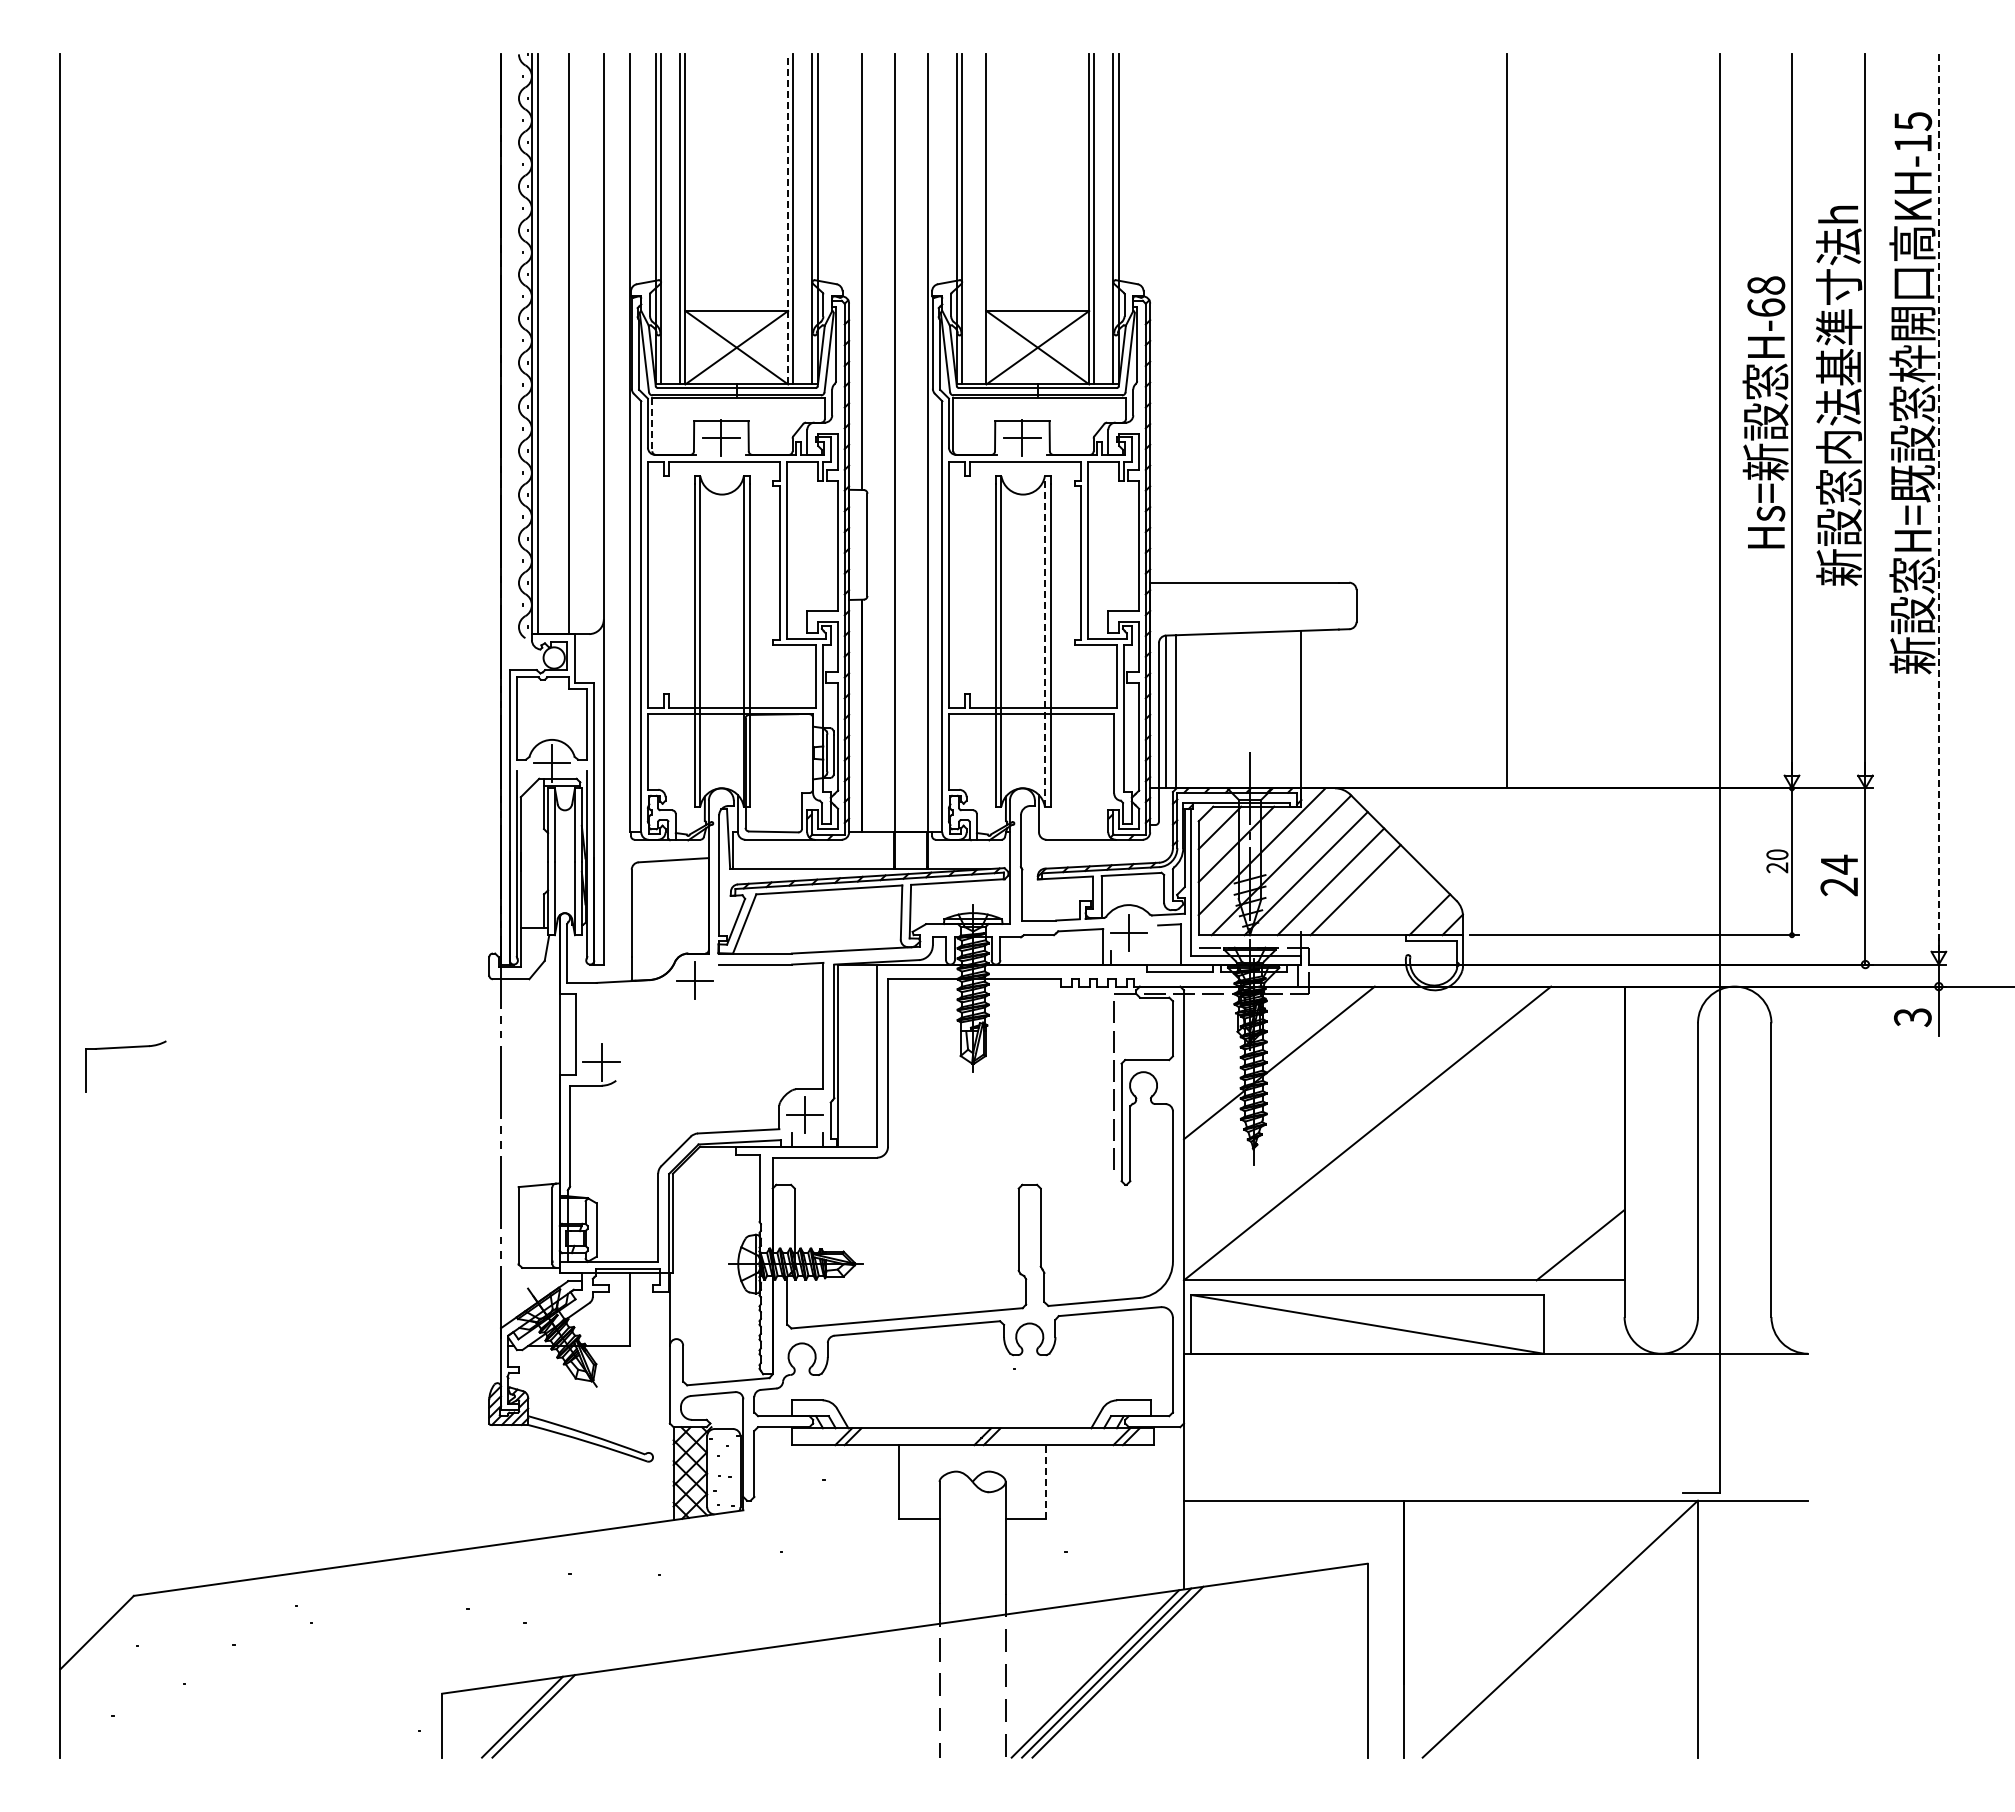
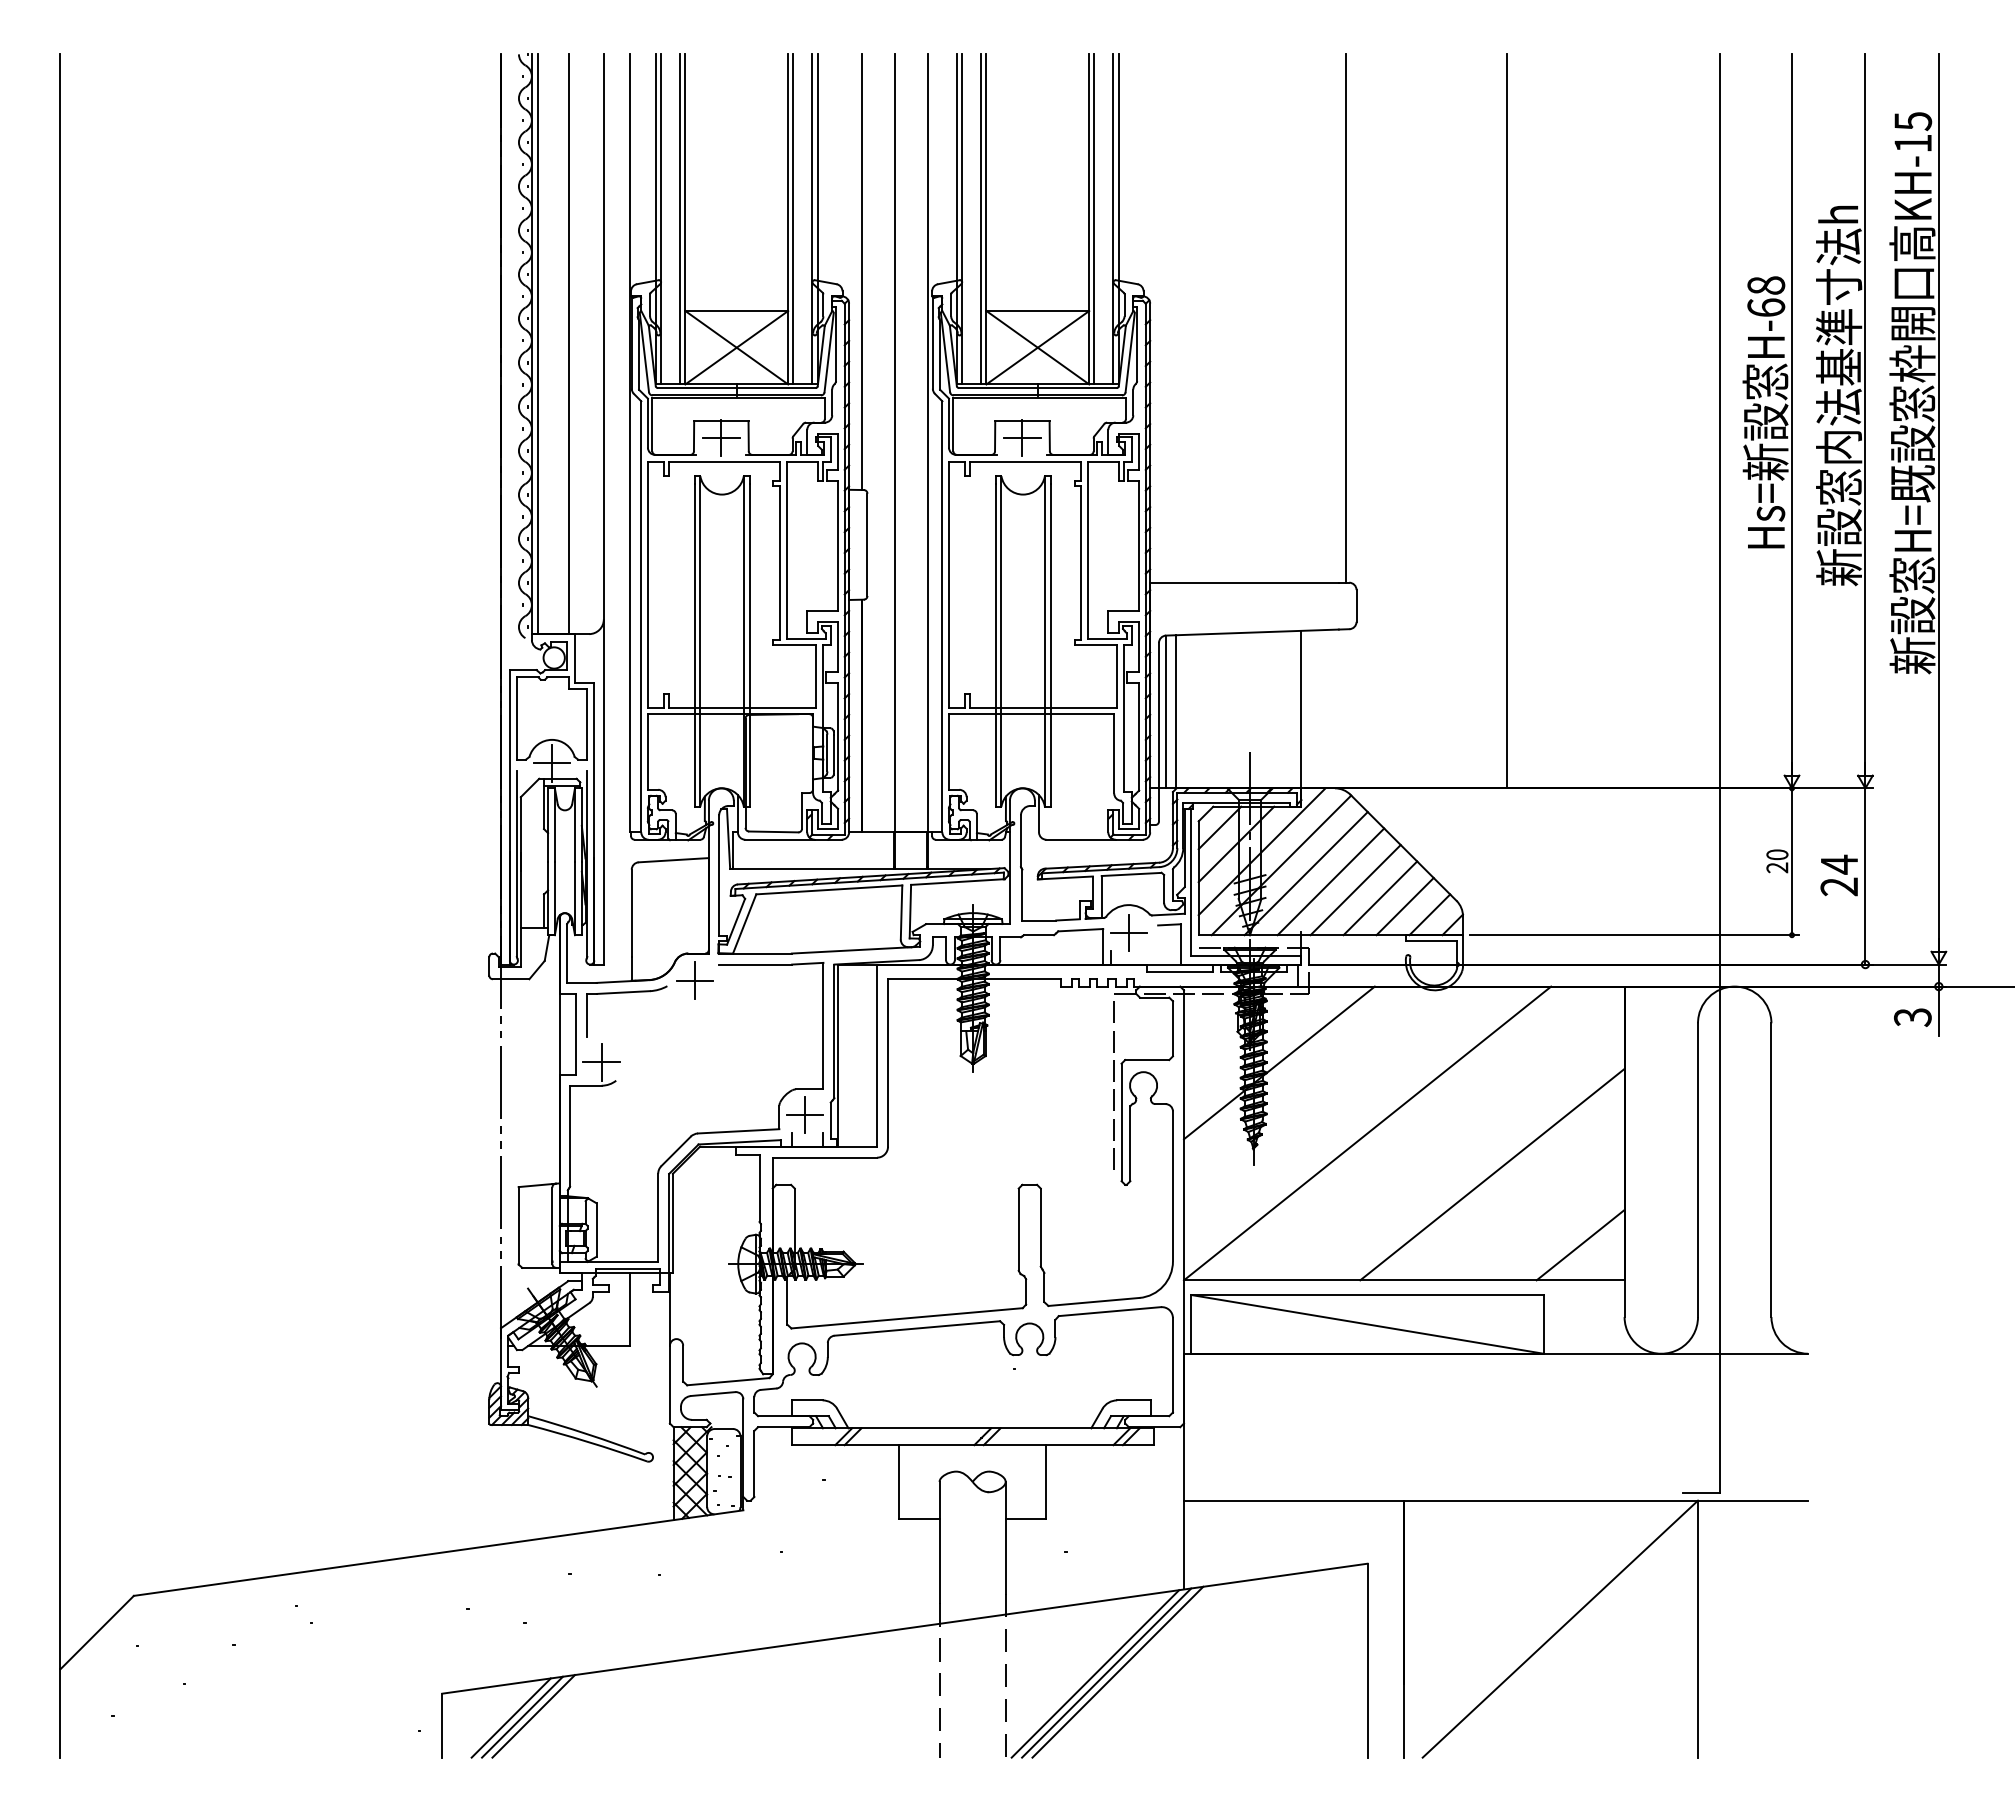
line: dashed -> solid (788, 218)
line: none -> present (981, 219)
line: none -> present (1345, 318)
line: dashed -> solid (652, 425)
line: dashed -> solid (1938, 502)
line: dashed -> solid (1044, 640)
line: none -> present (1380, 898)
line: none -> present (1404, 906)
part position: (125, 1048) -> (626, 993) (626, 993)
line: none -> present (1492, 1174)
line: dashed -> solid (1046, 1481)
line: none -> present (510, 1717)
